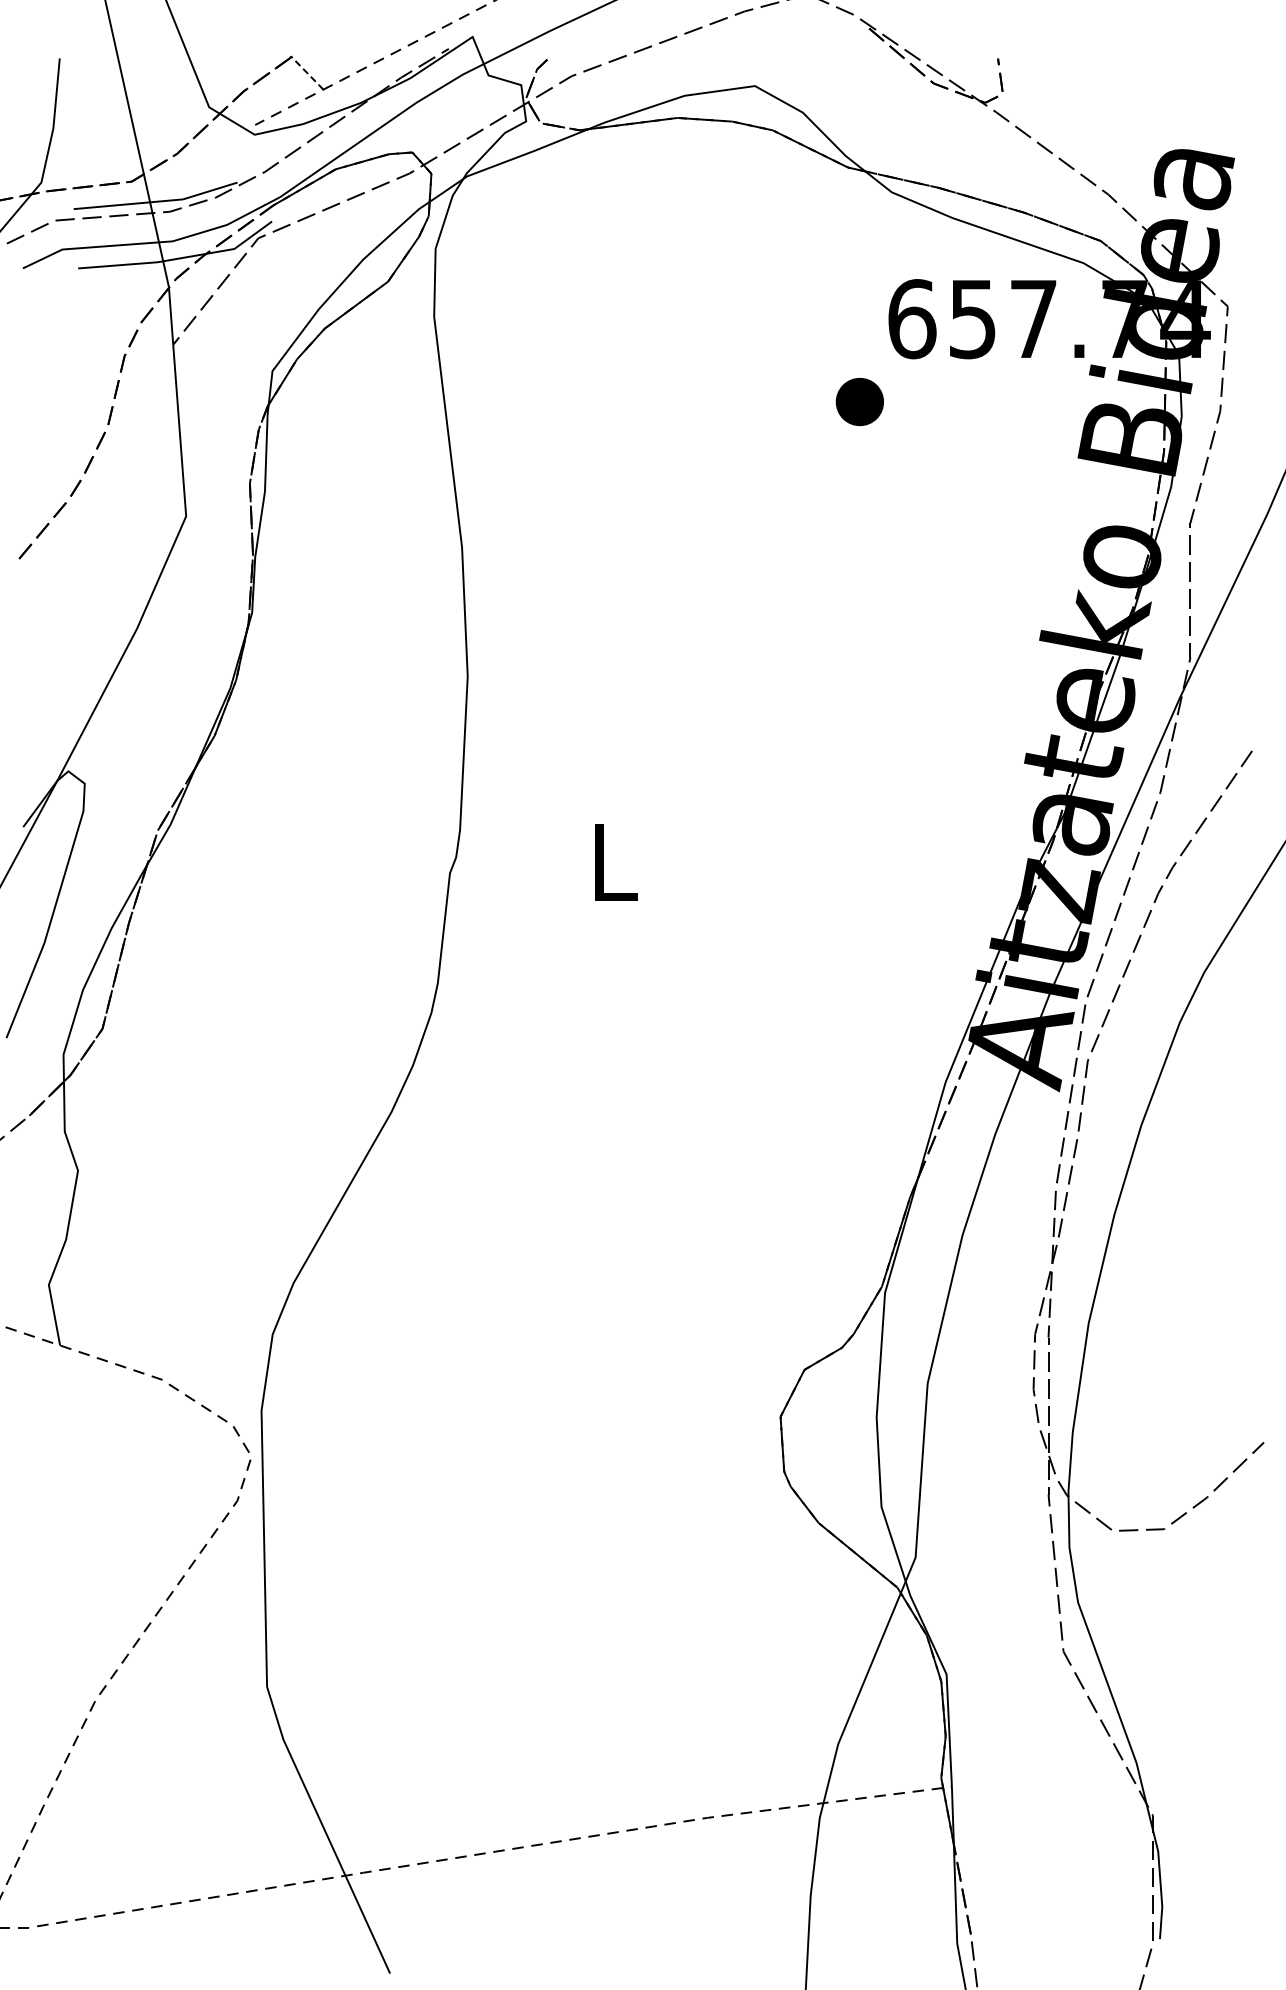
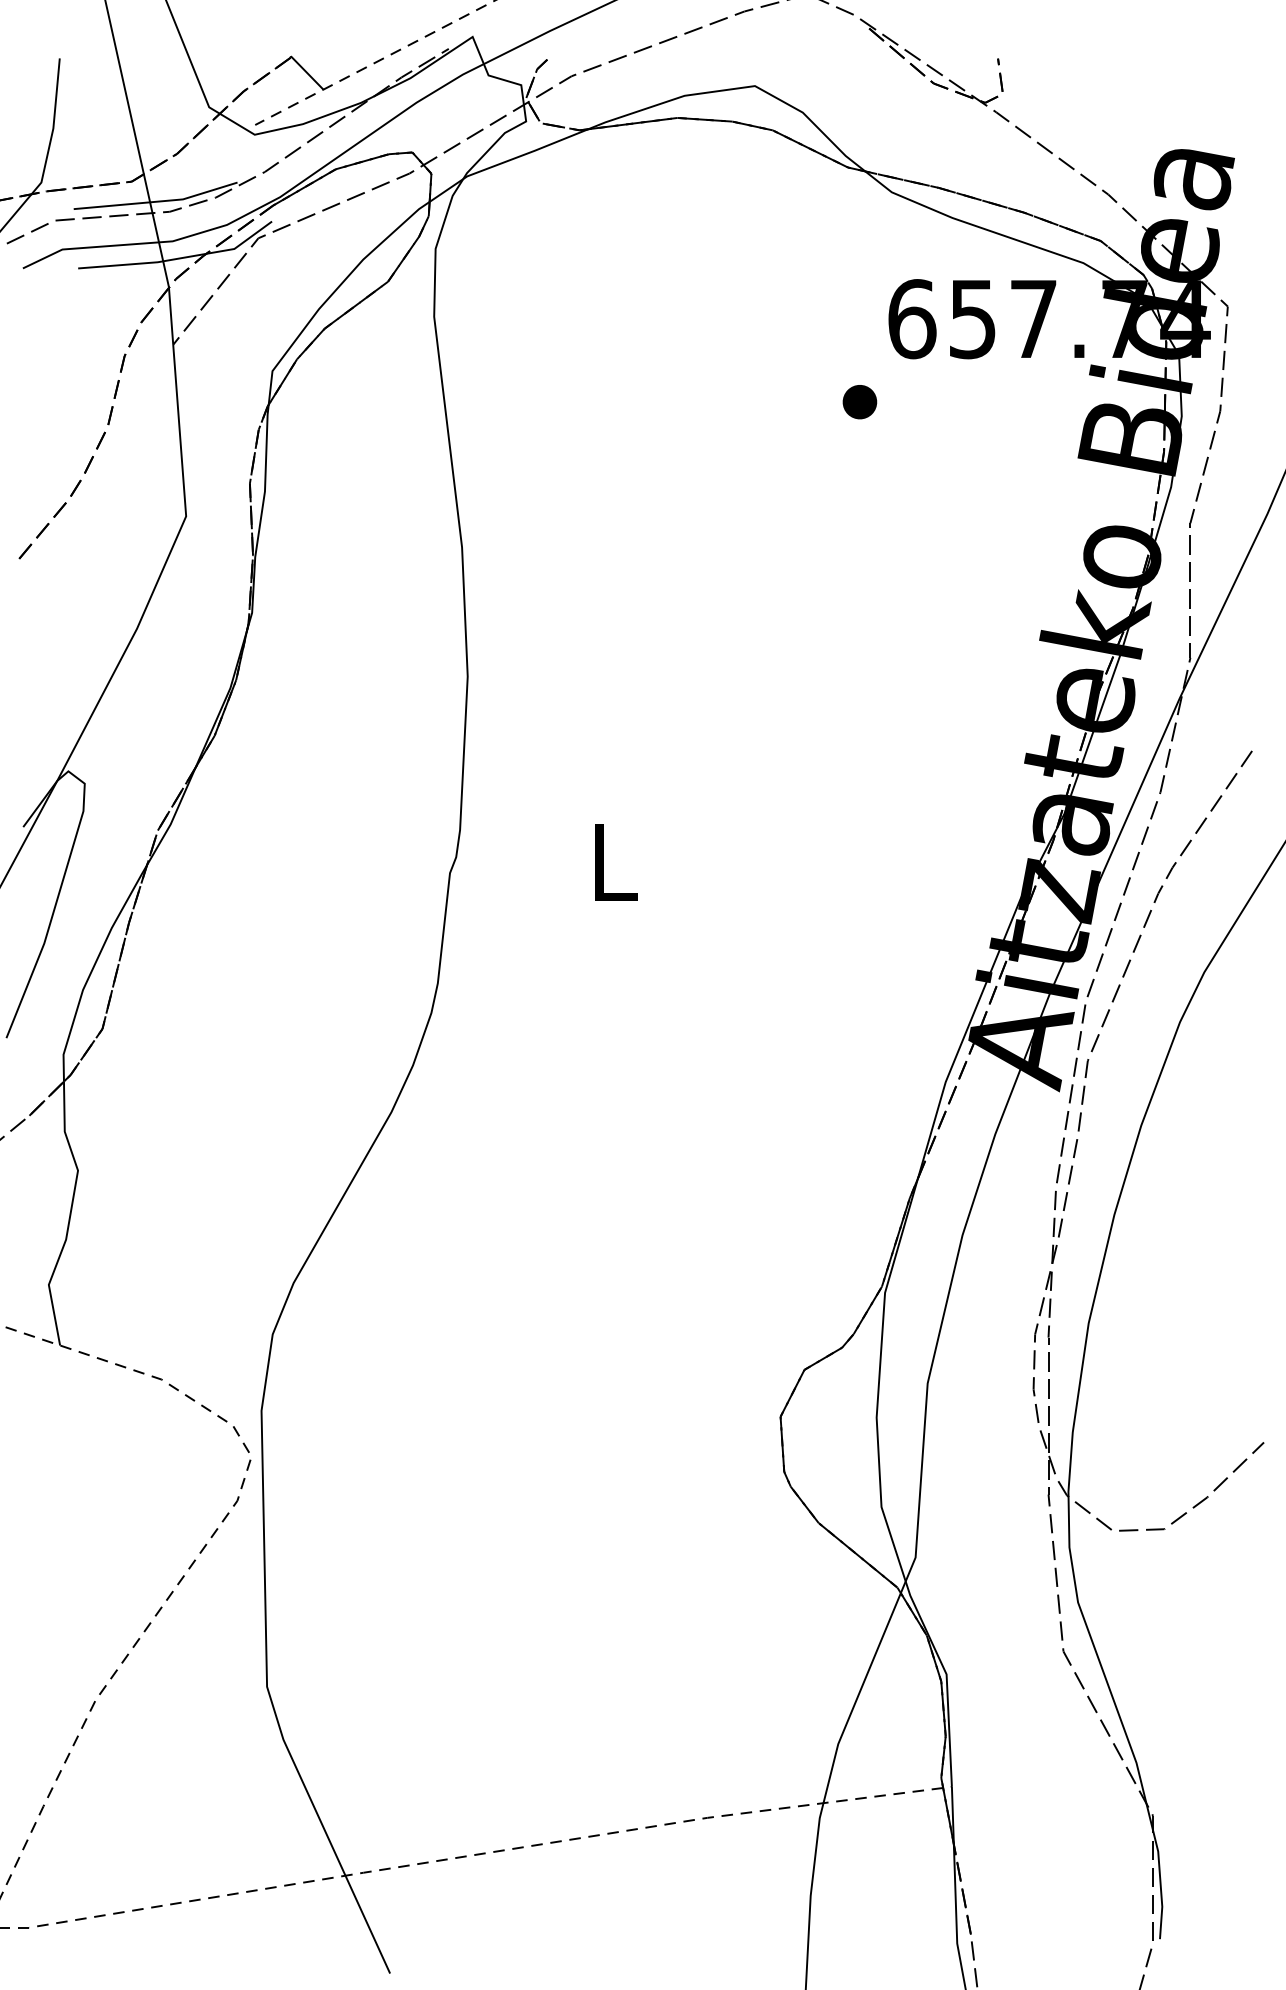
line: dashed -> solid (306, 72)
part size: 49x48 px -> 36x35 px (859, 402)
